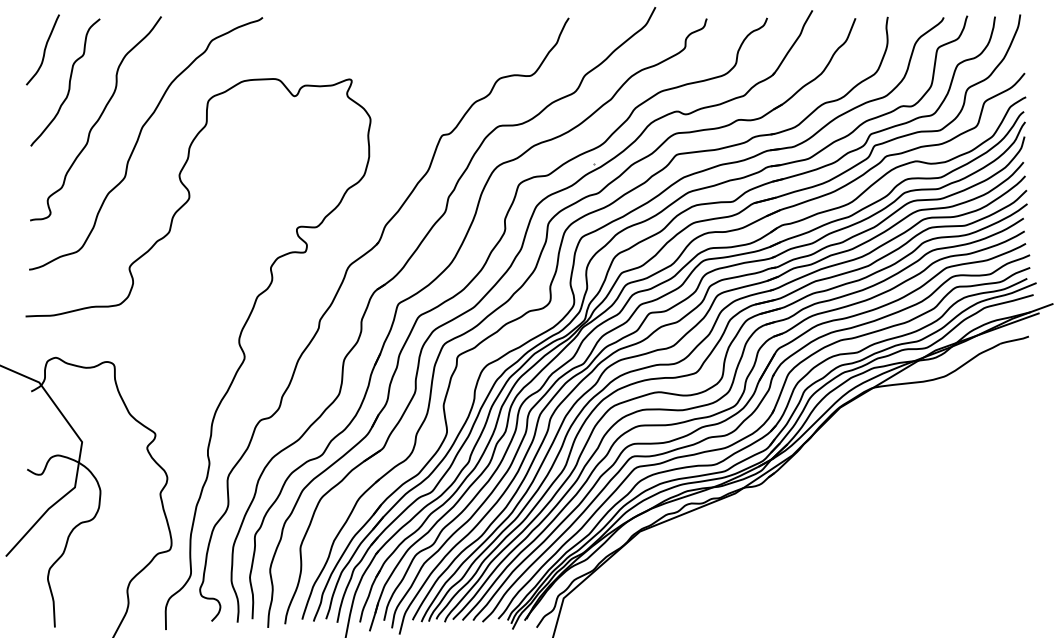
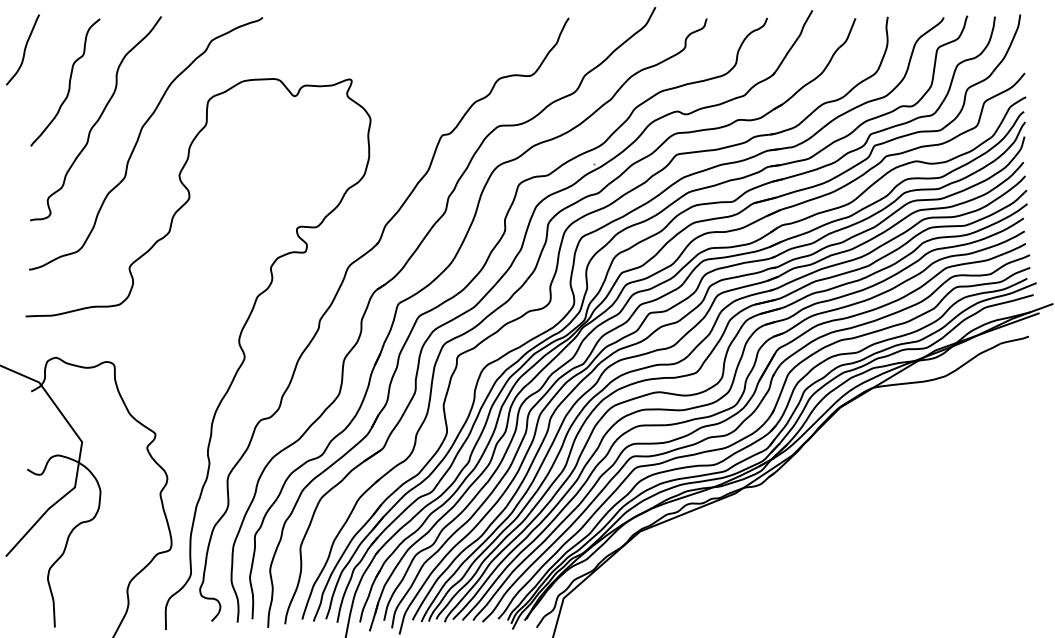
curve position: (43, 50) -> (23, 50) (23, 50)
